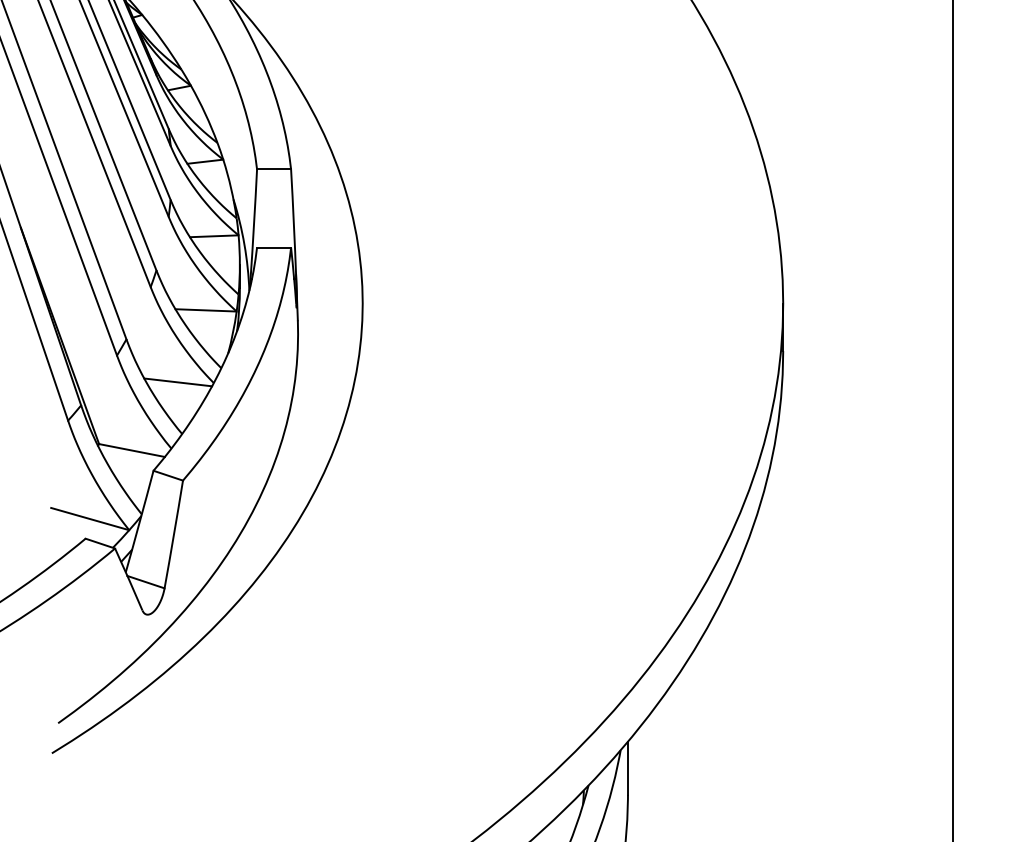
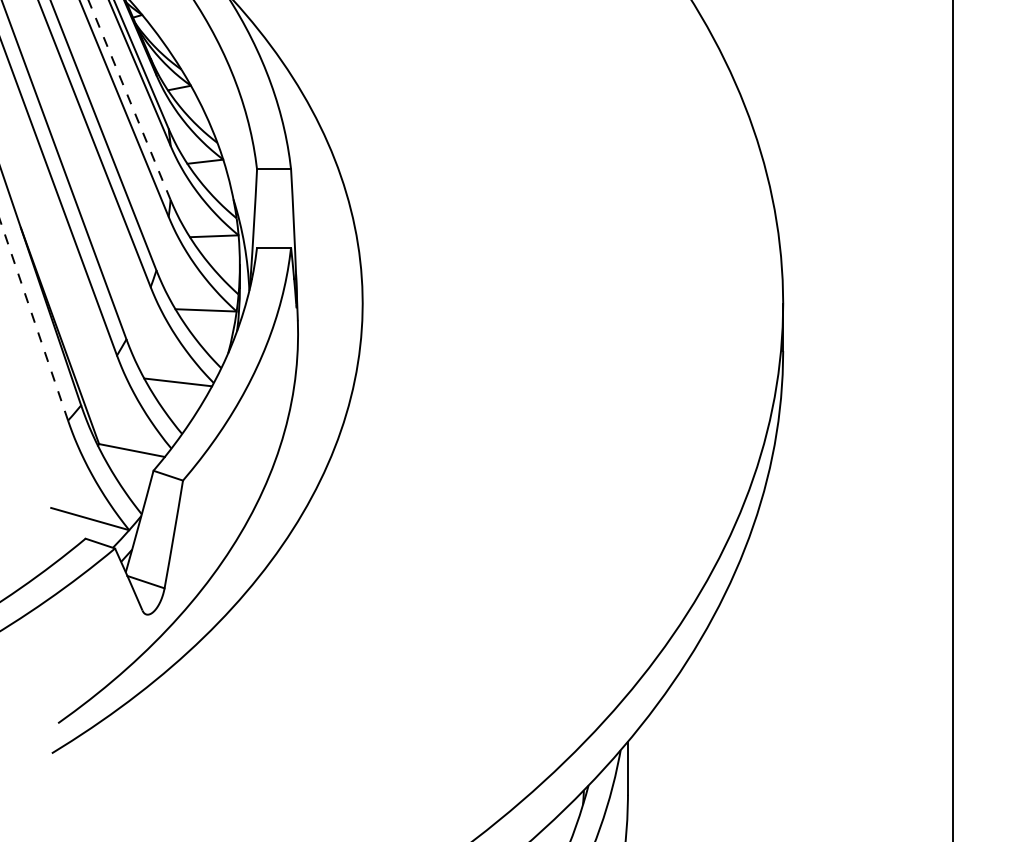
line: solid -> dashed (129, 100)
line: solid -> dashed (34, 320)
